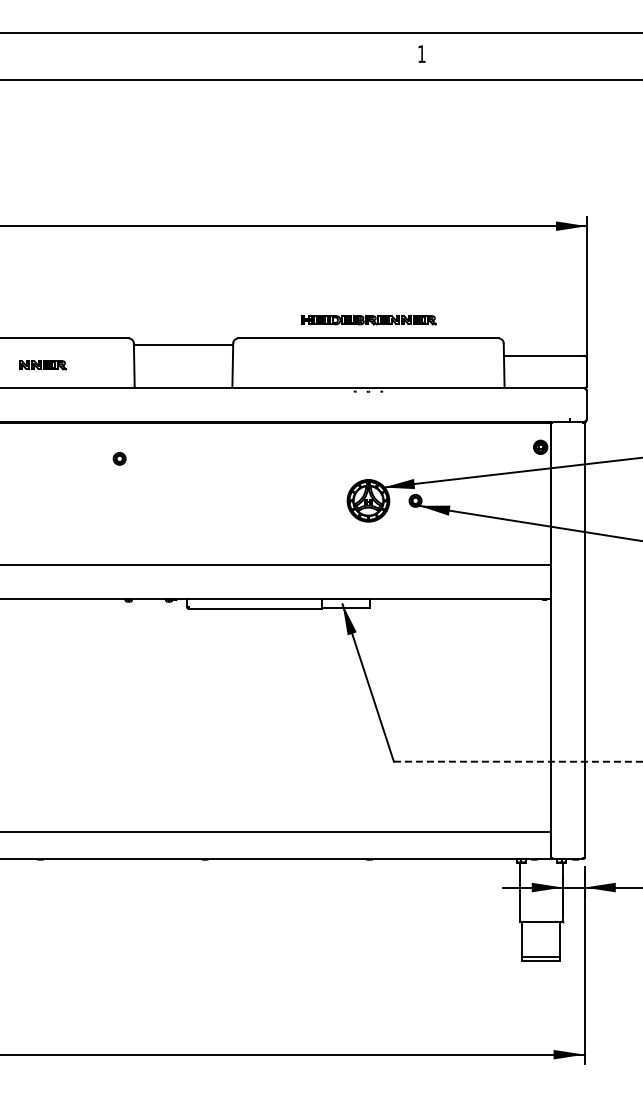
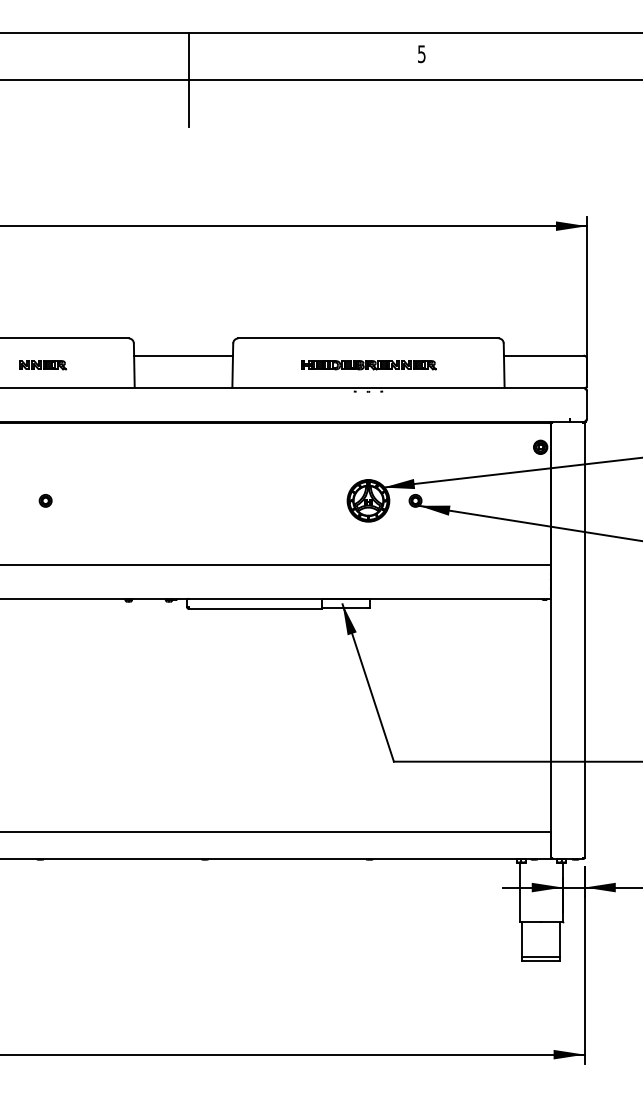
text: 1 -> 5 (421, 54)
line: none -> present (189, 79)
part position: (368, 320) -> (368, 365) (368, 365)
line position: (183, 344) -> (183, 355) (183, 355)
part position: (119, 458) -> (45, 500) (45, 500)
line: dashed -> solid (518, 761)
